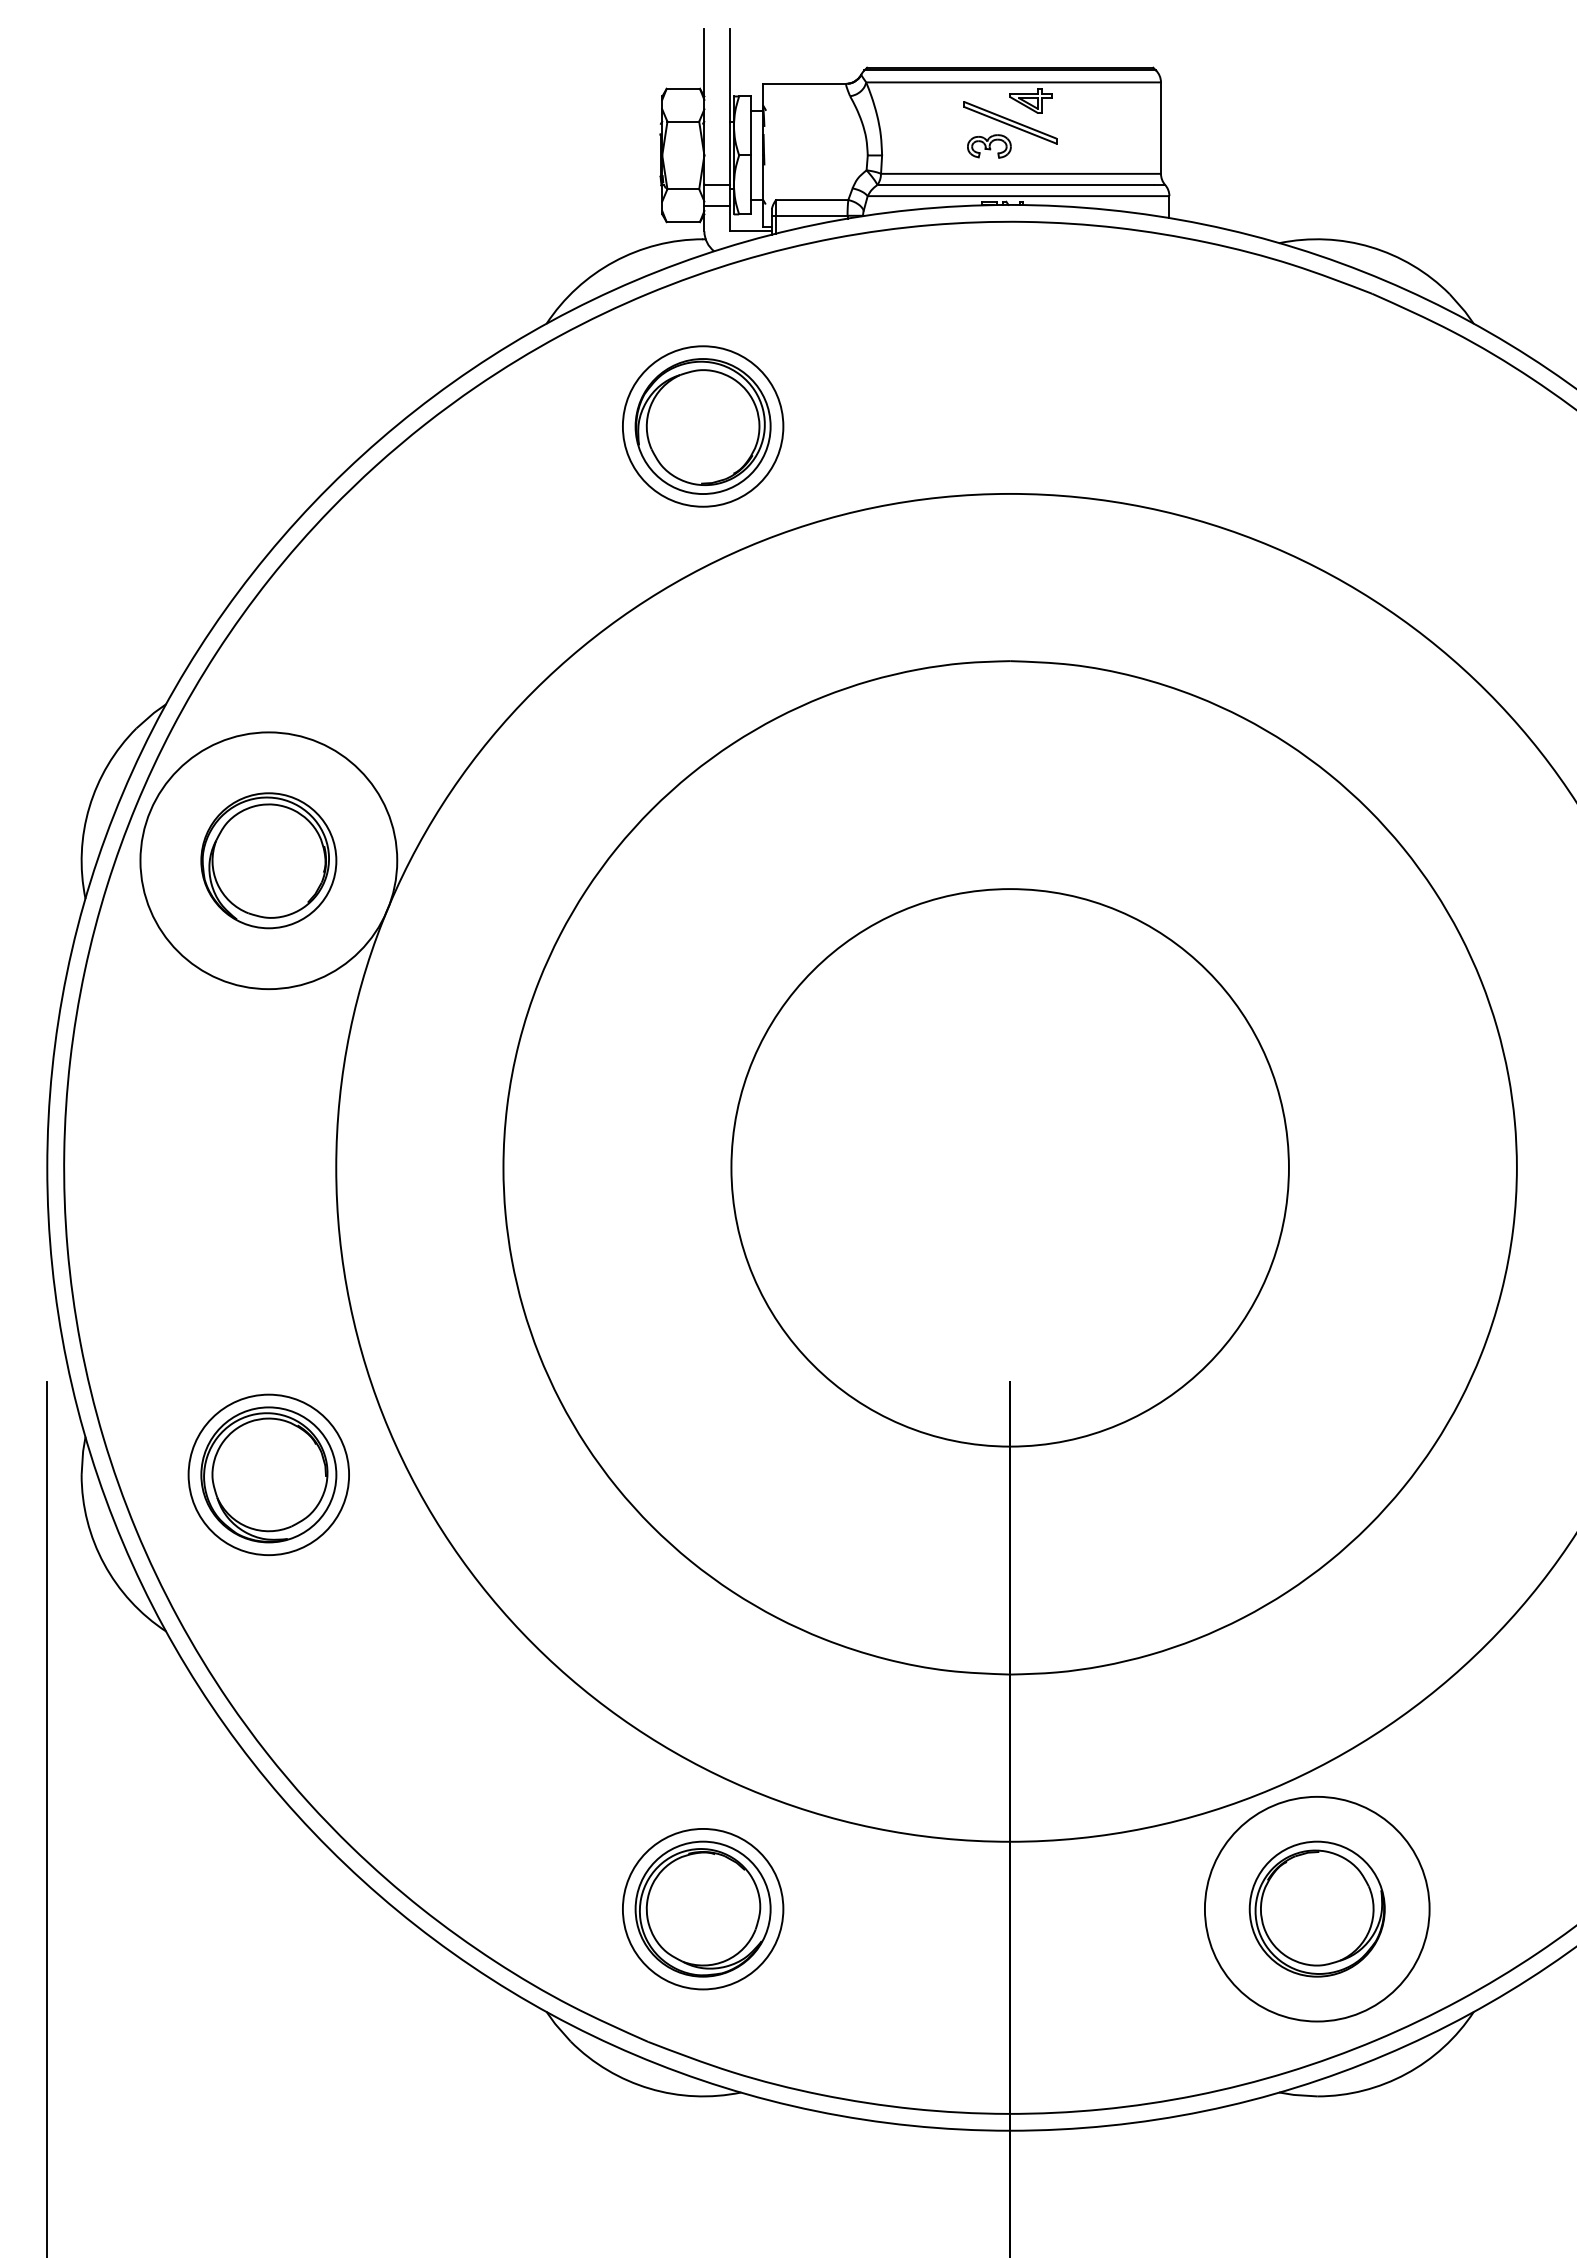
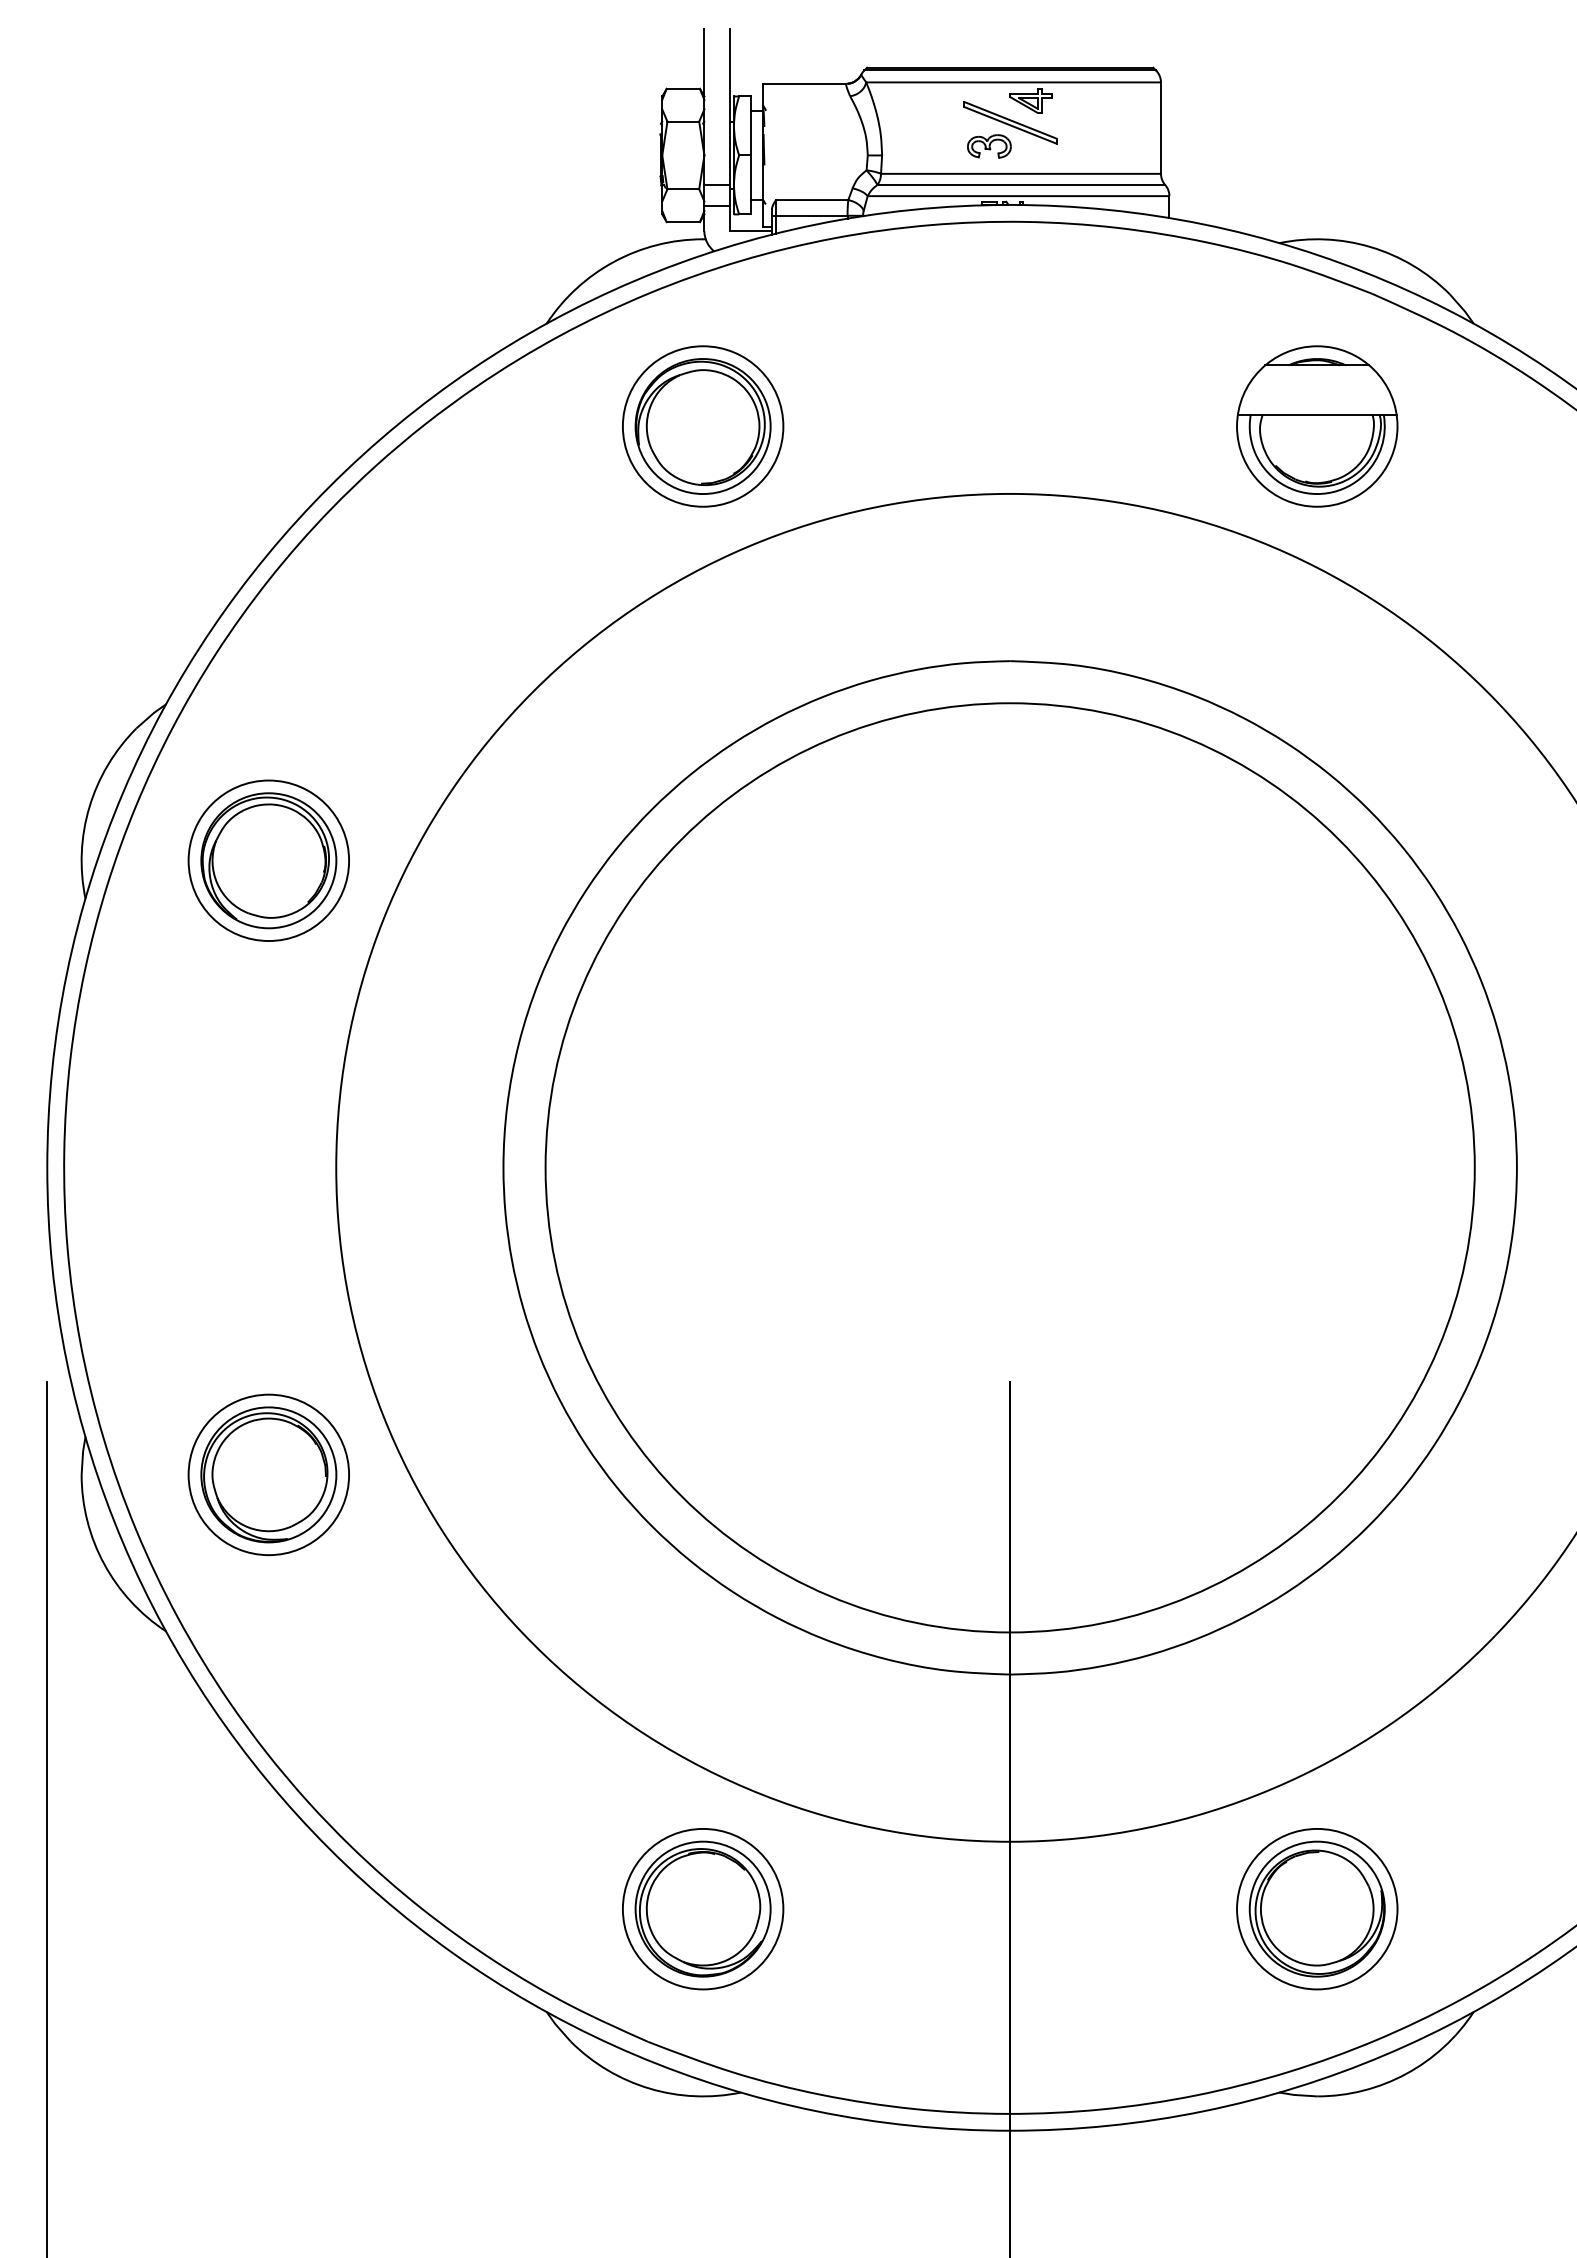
part: none -> present (1317, 426)
circle diameter: 257 px -> 160 px (268, 860)
circle diameter: 558 px -> 929 px (1009, 1167)
circle diameter: 225 px -> 160 px (1317, 1908)
